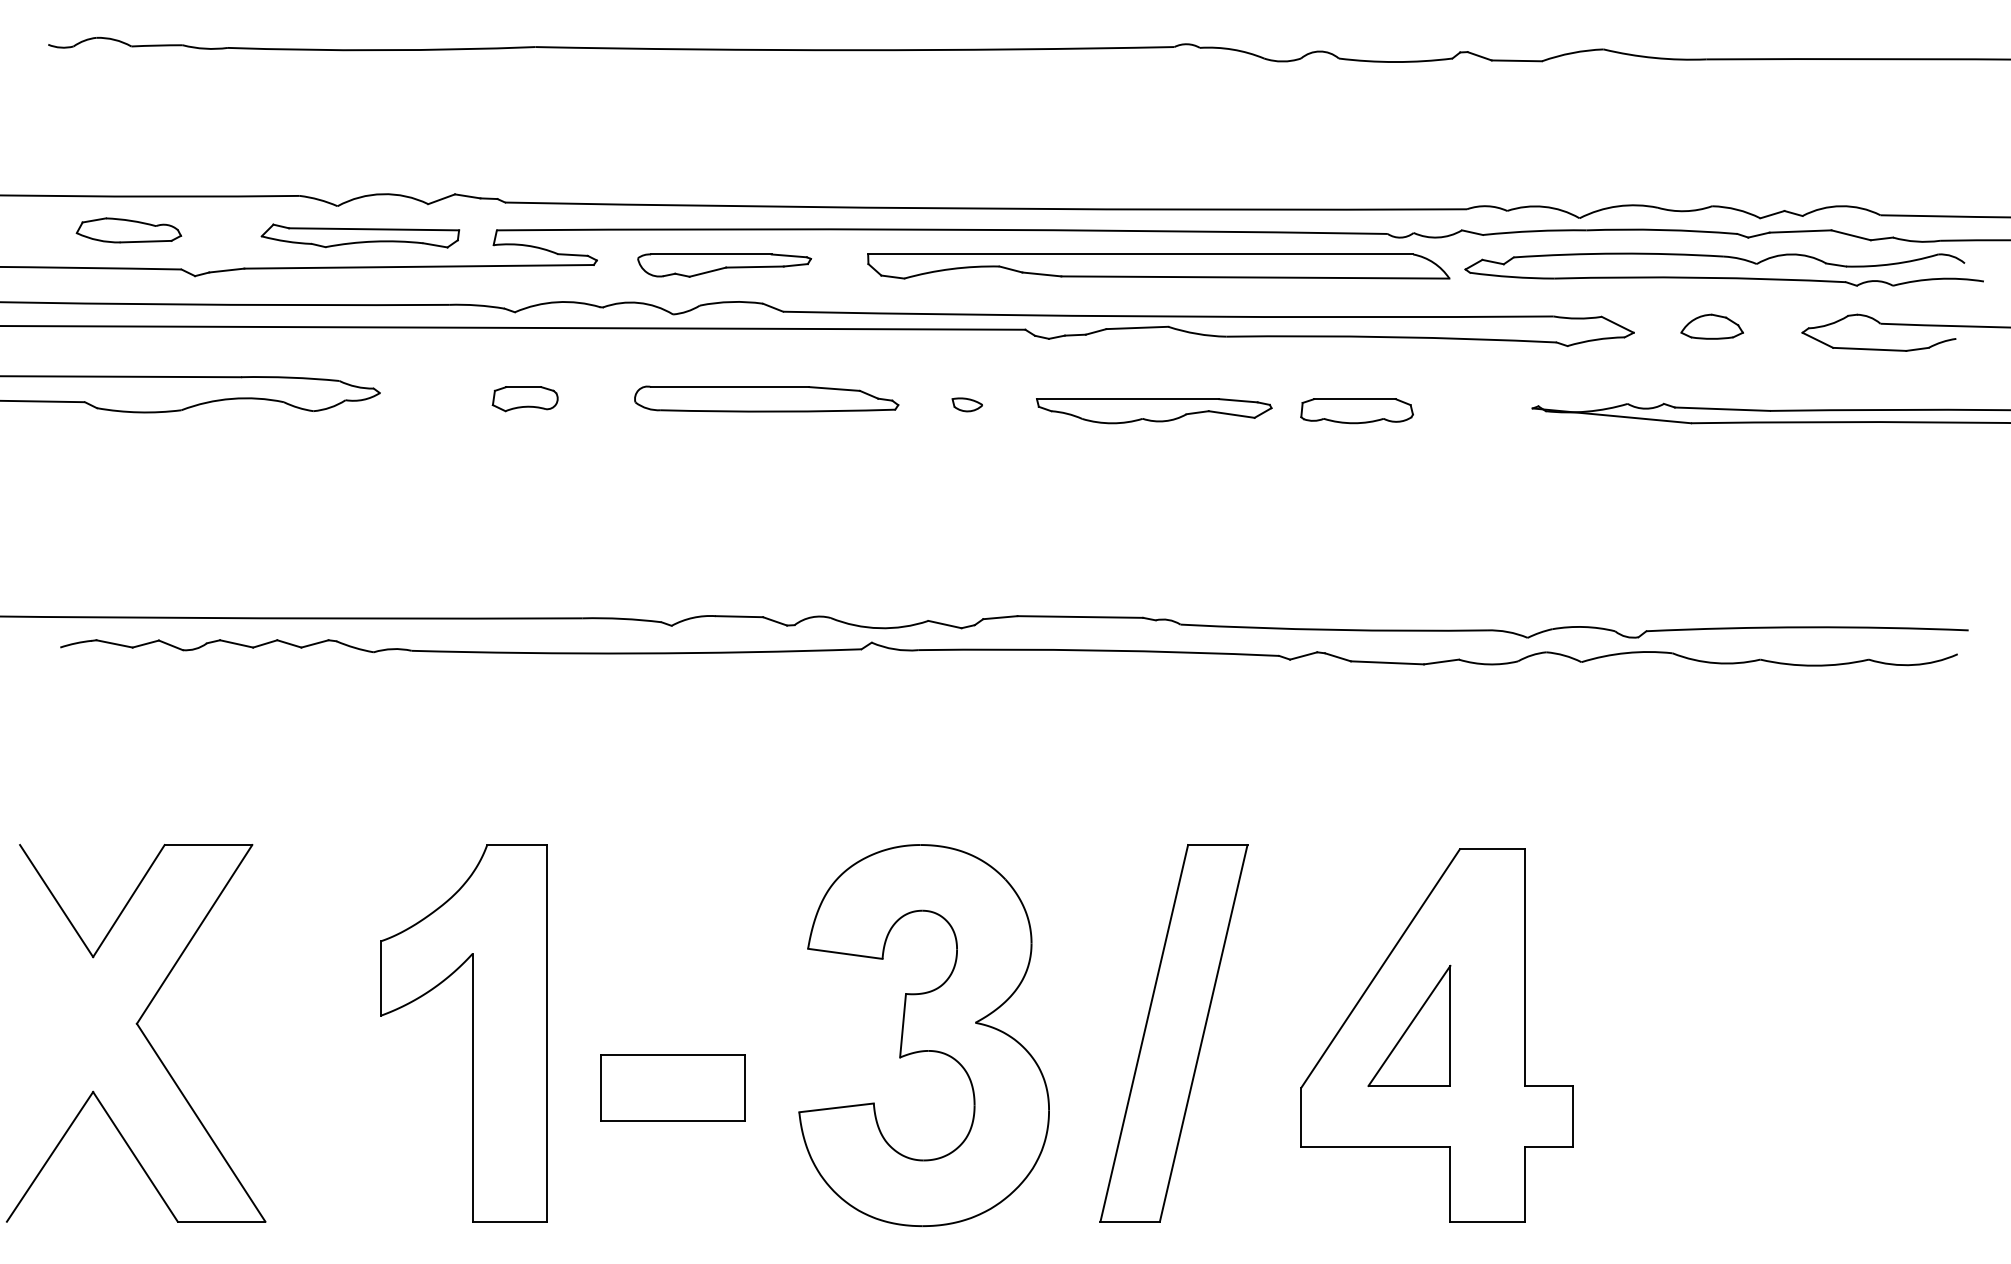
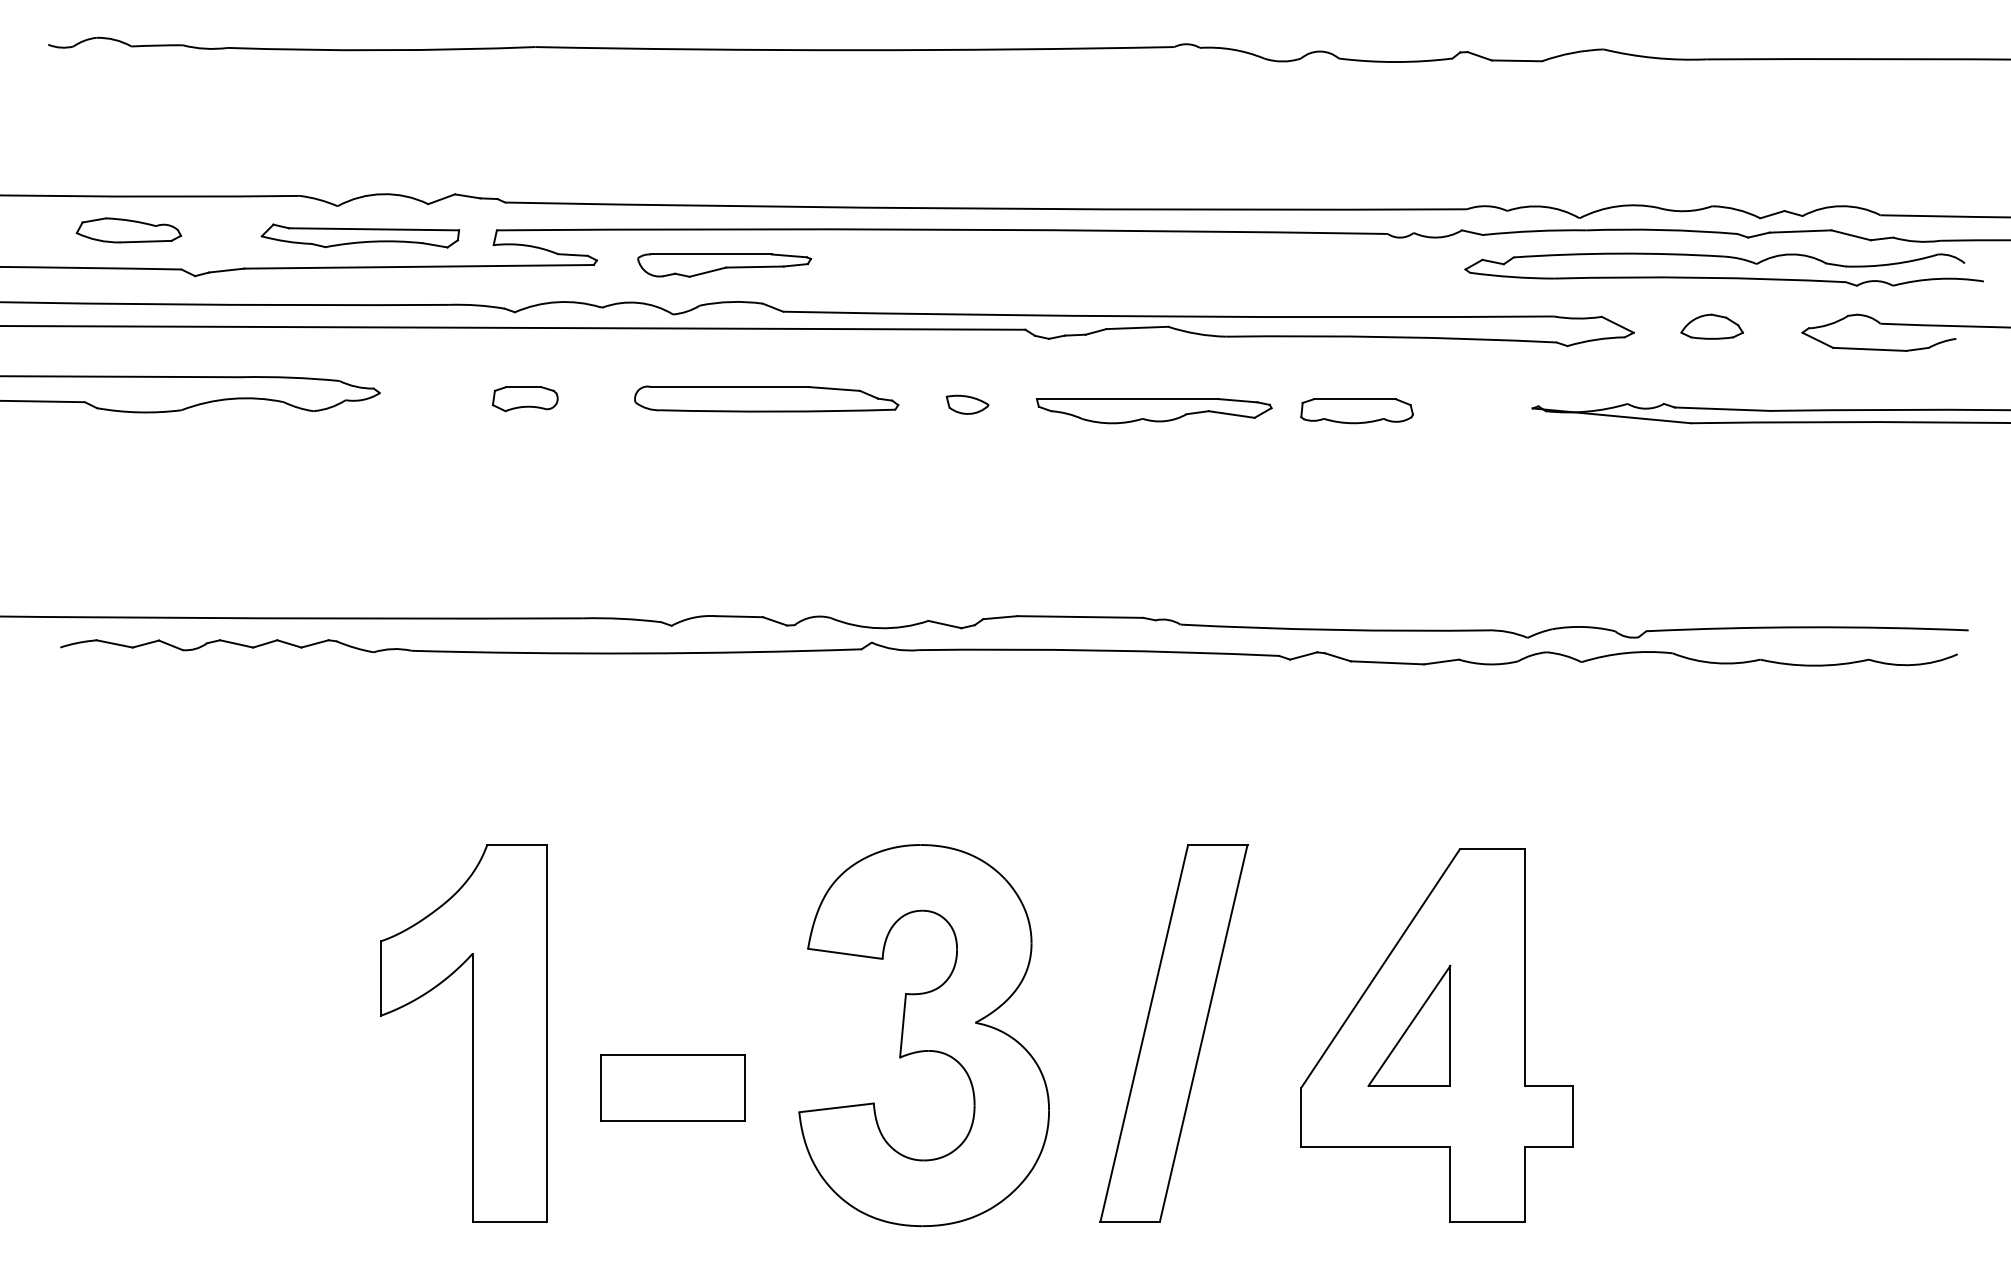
part: present -> none (1158, 266)
part size: 32x16 px -> 45x21 px (967, 404)
part: present -> none (136, 1033)
